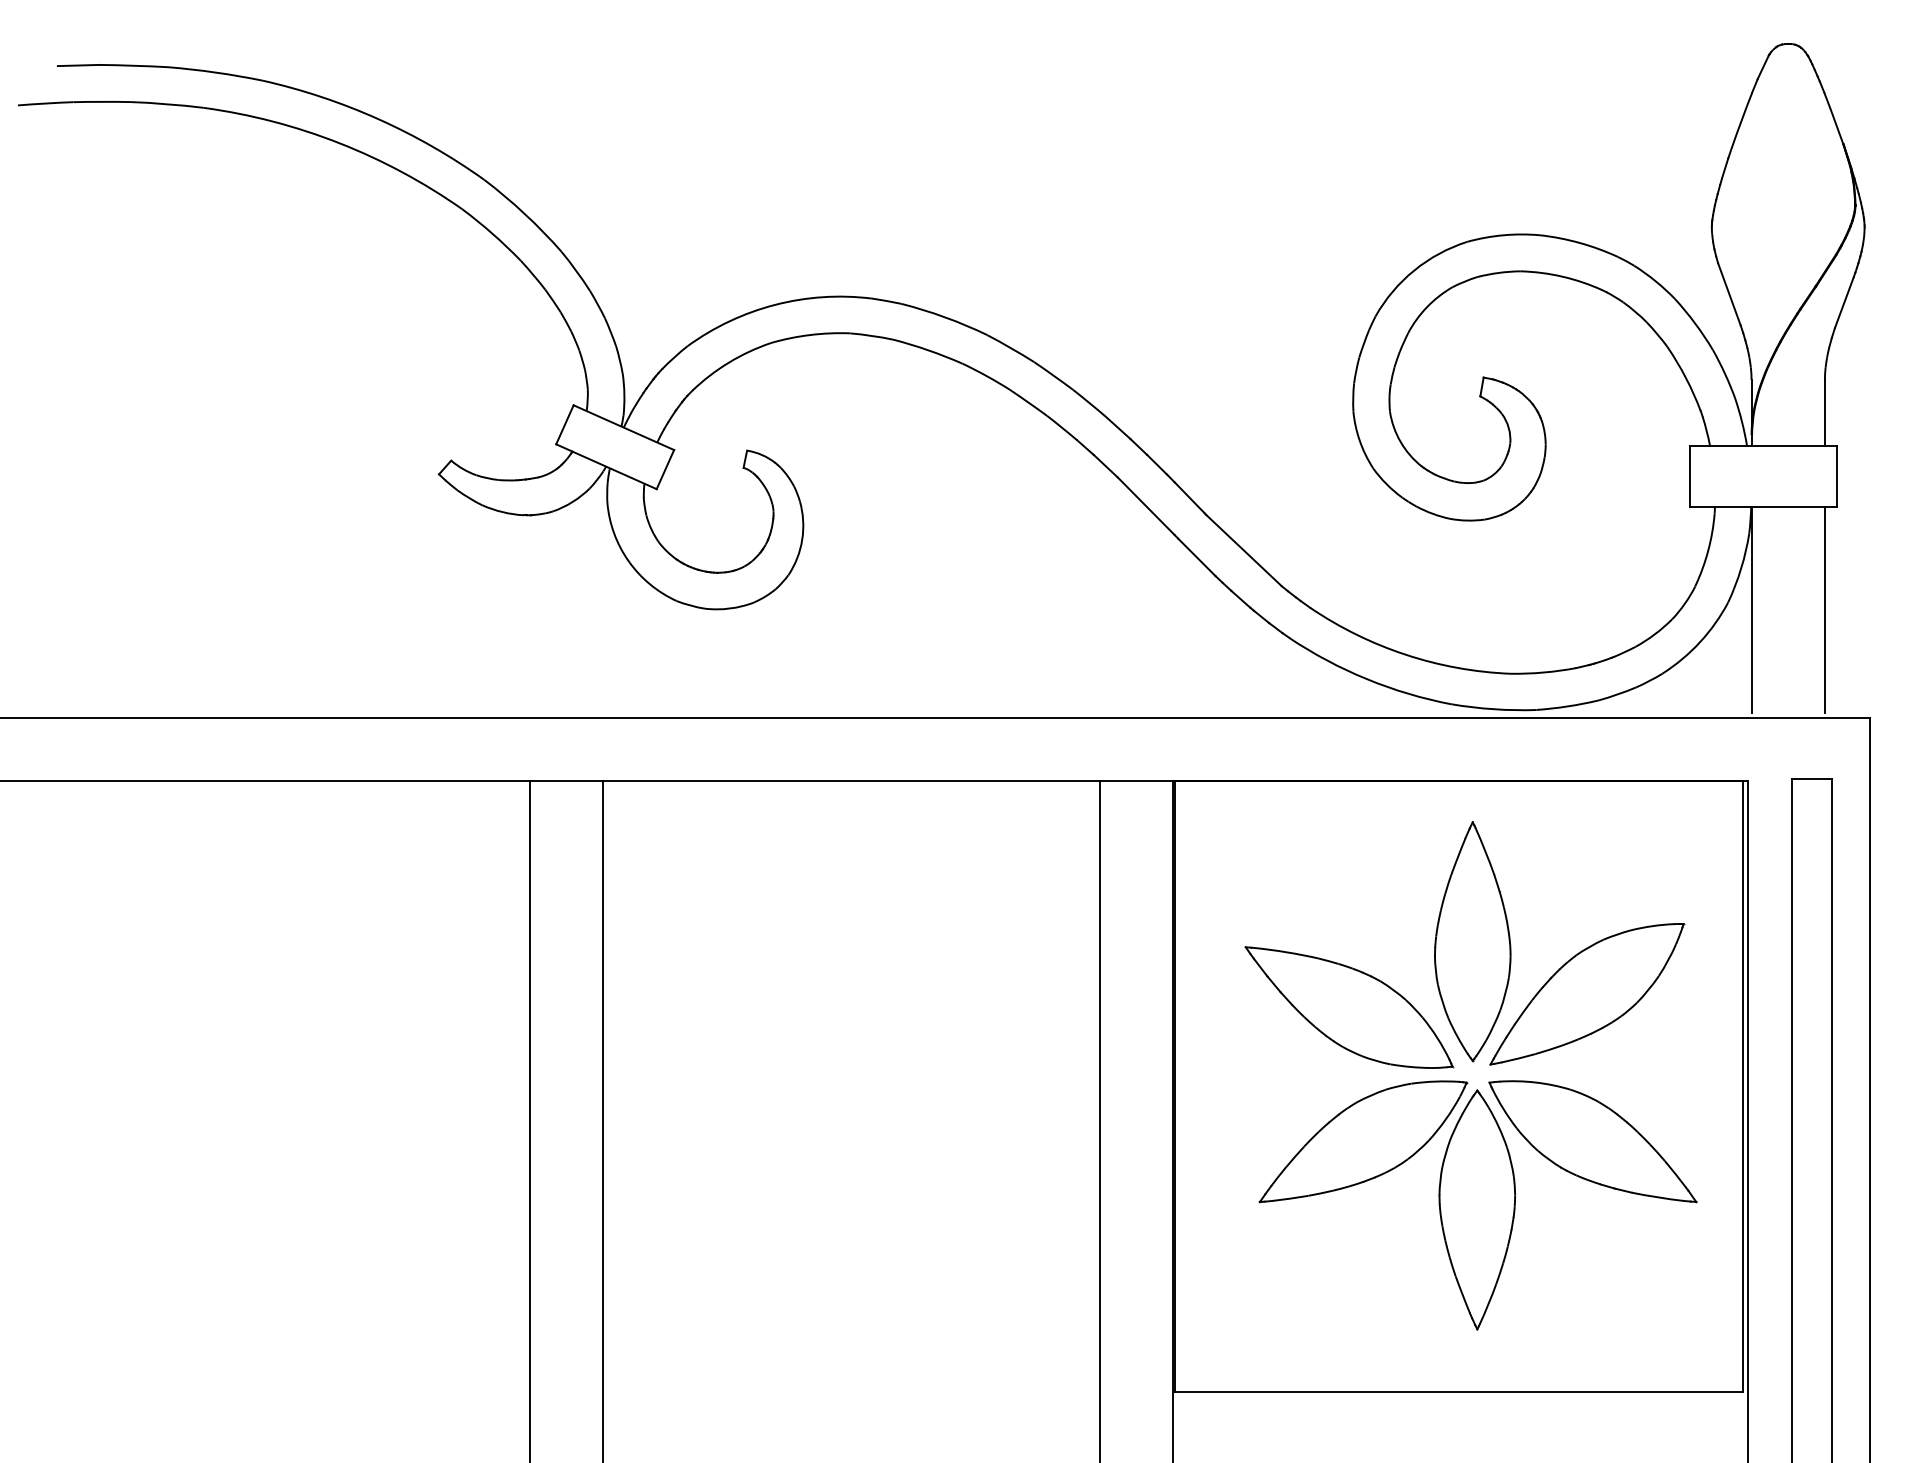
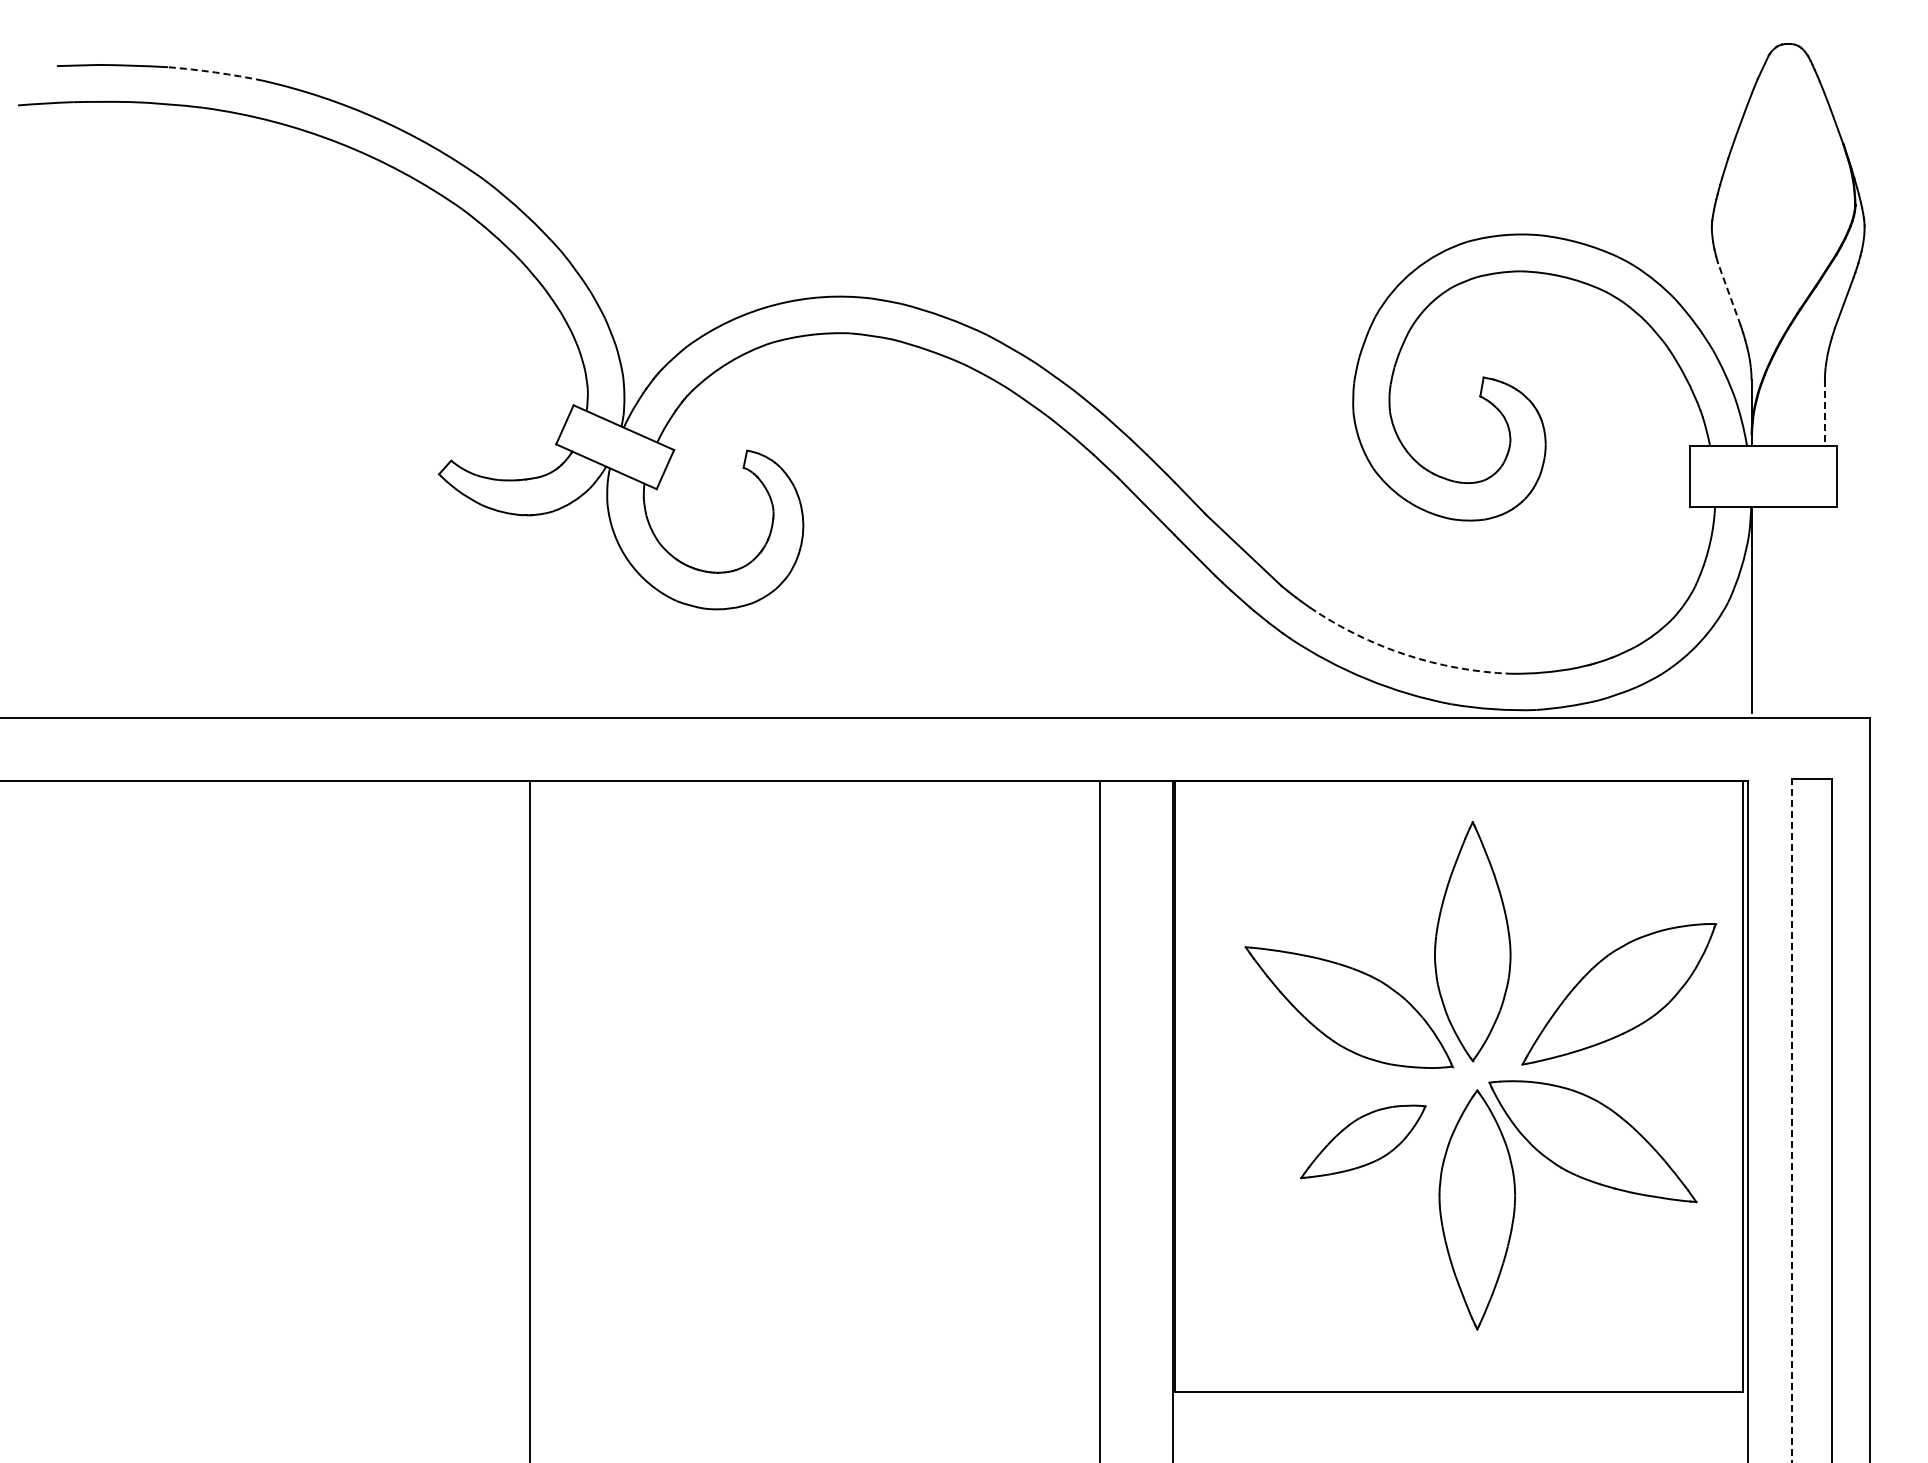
arc: solid -> dashed (215, 72)
line: solid -> dashed (1729, 293)
line: solid -> dashed (1824, 412)
line: present -> none (1824, 609)
arc: solid -> dashed (1405, 654)
part position: (1587, 994) -> (1619, 994) (1619, 994)
line: present -> none (602, 1119)
line: solid -> dashed (1791, 1120)
part size: 211x124 px -> 127x76 px (1363, 1141)
